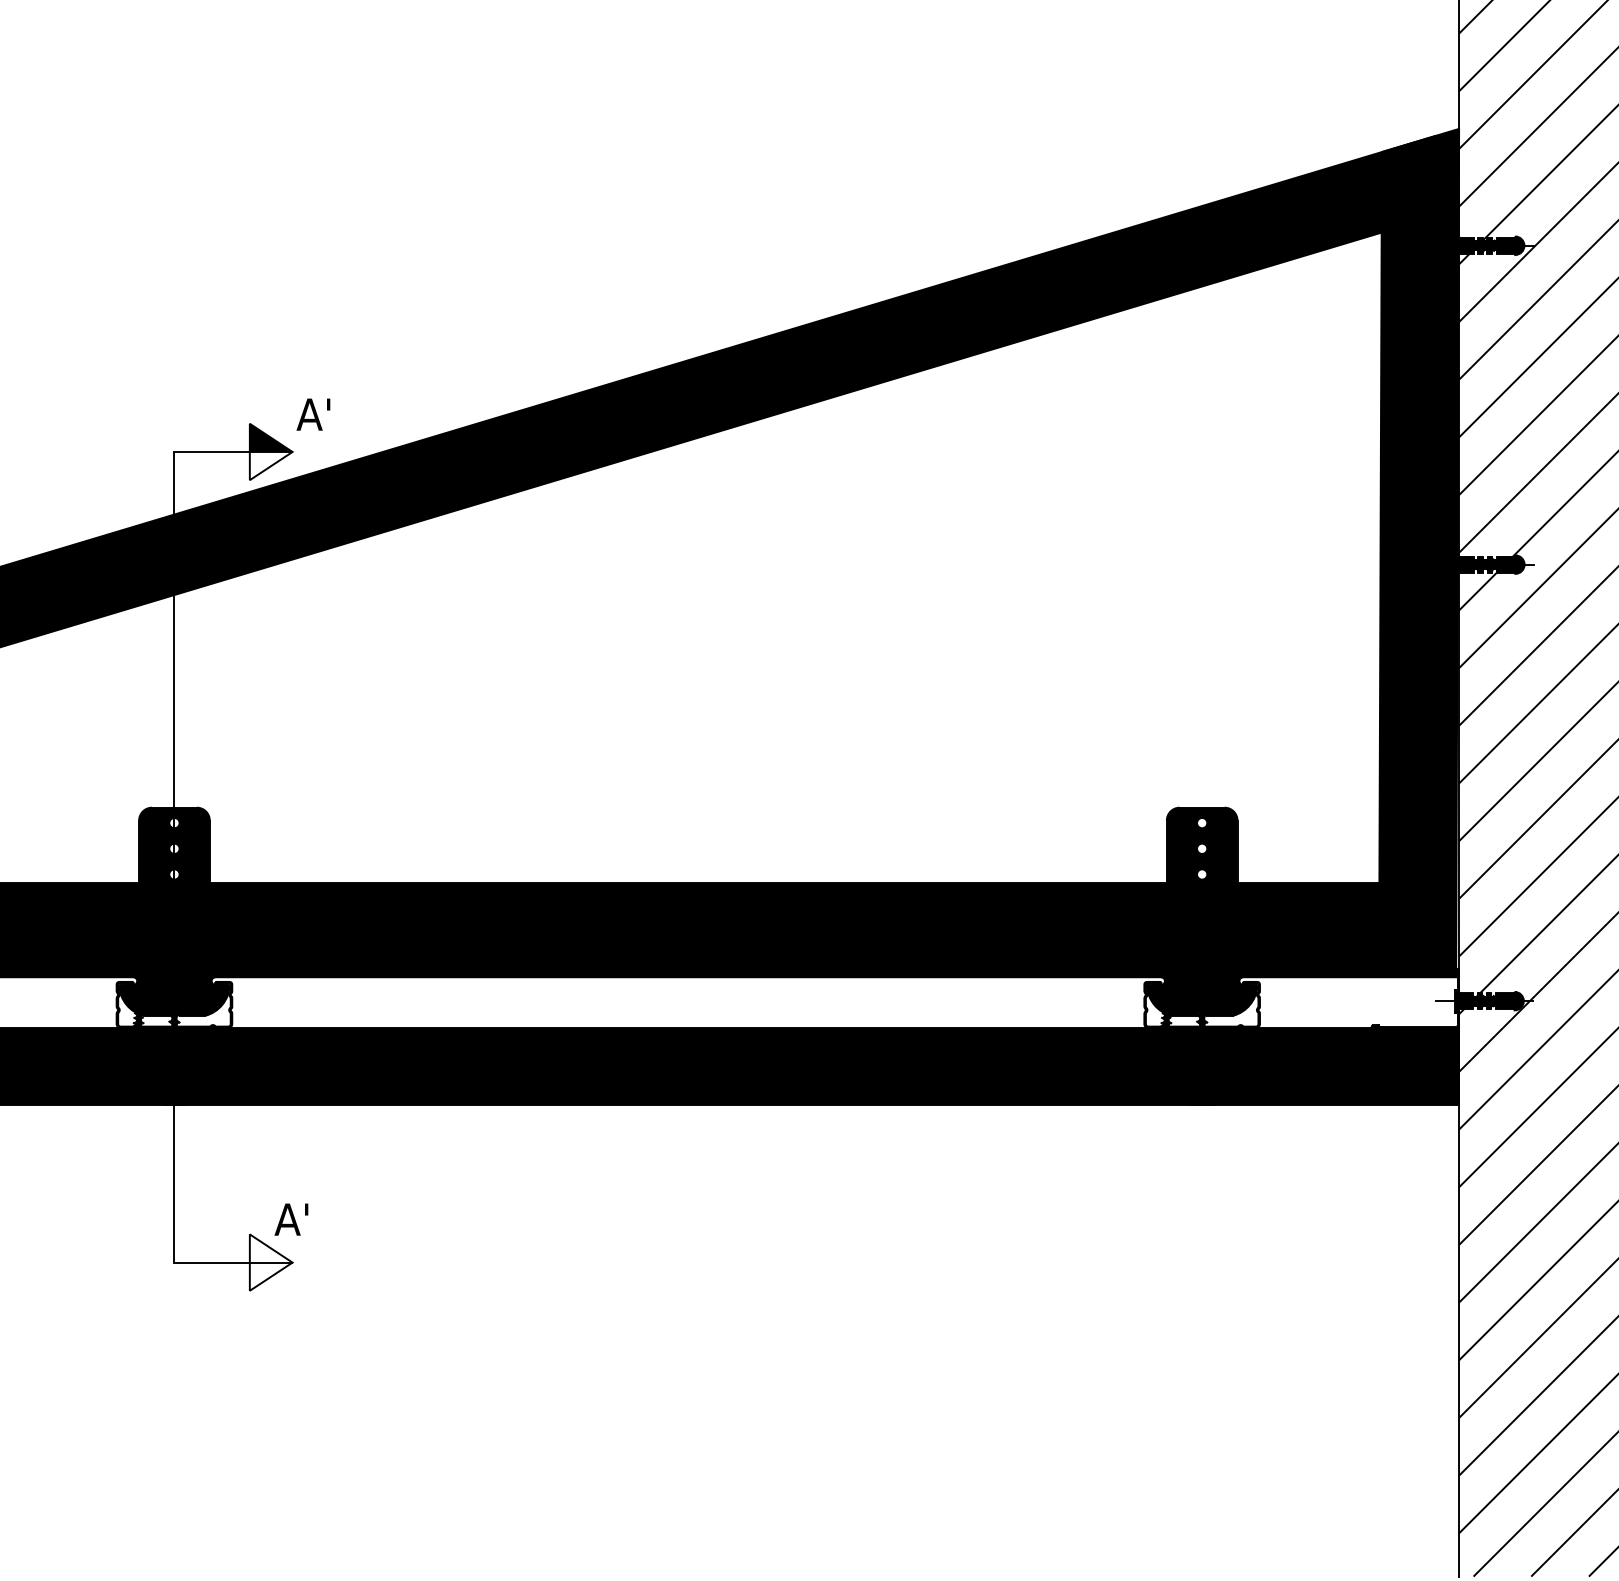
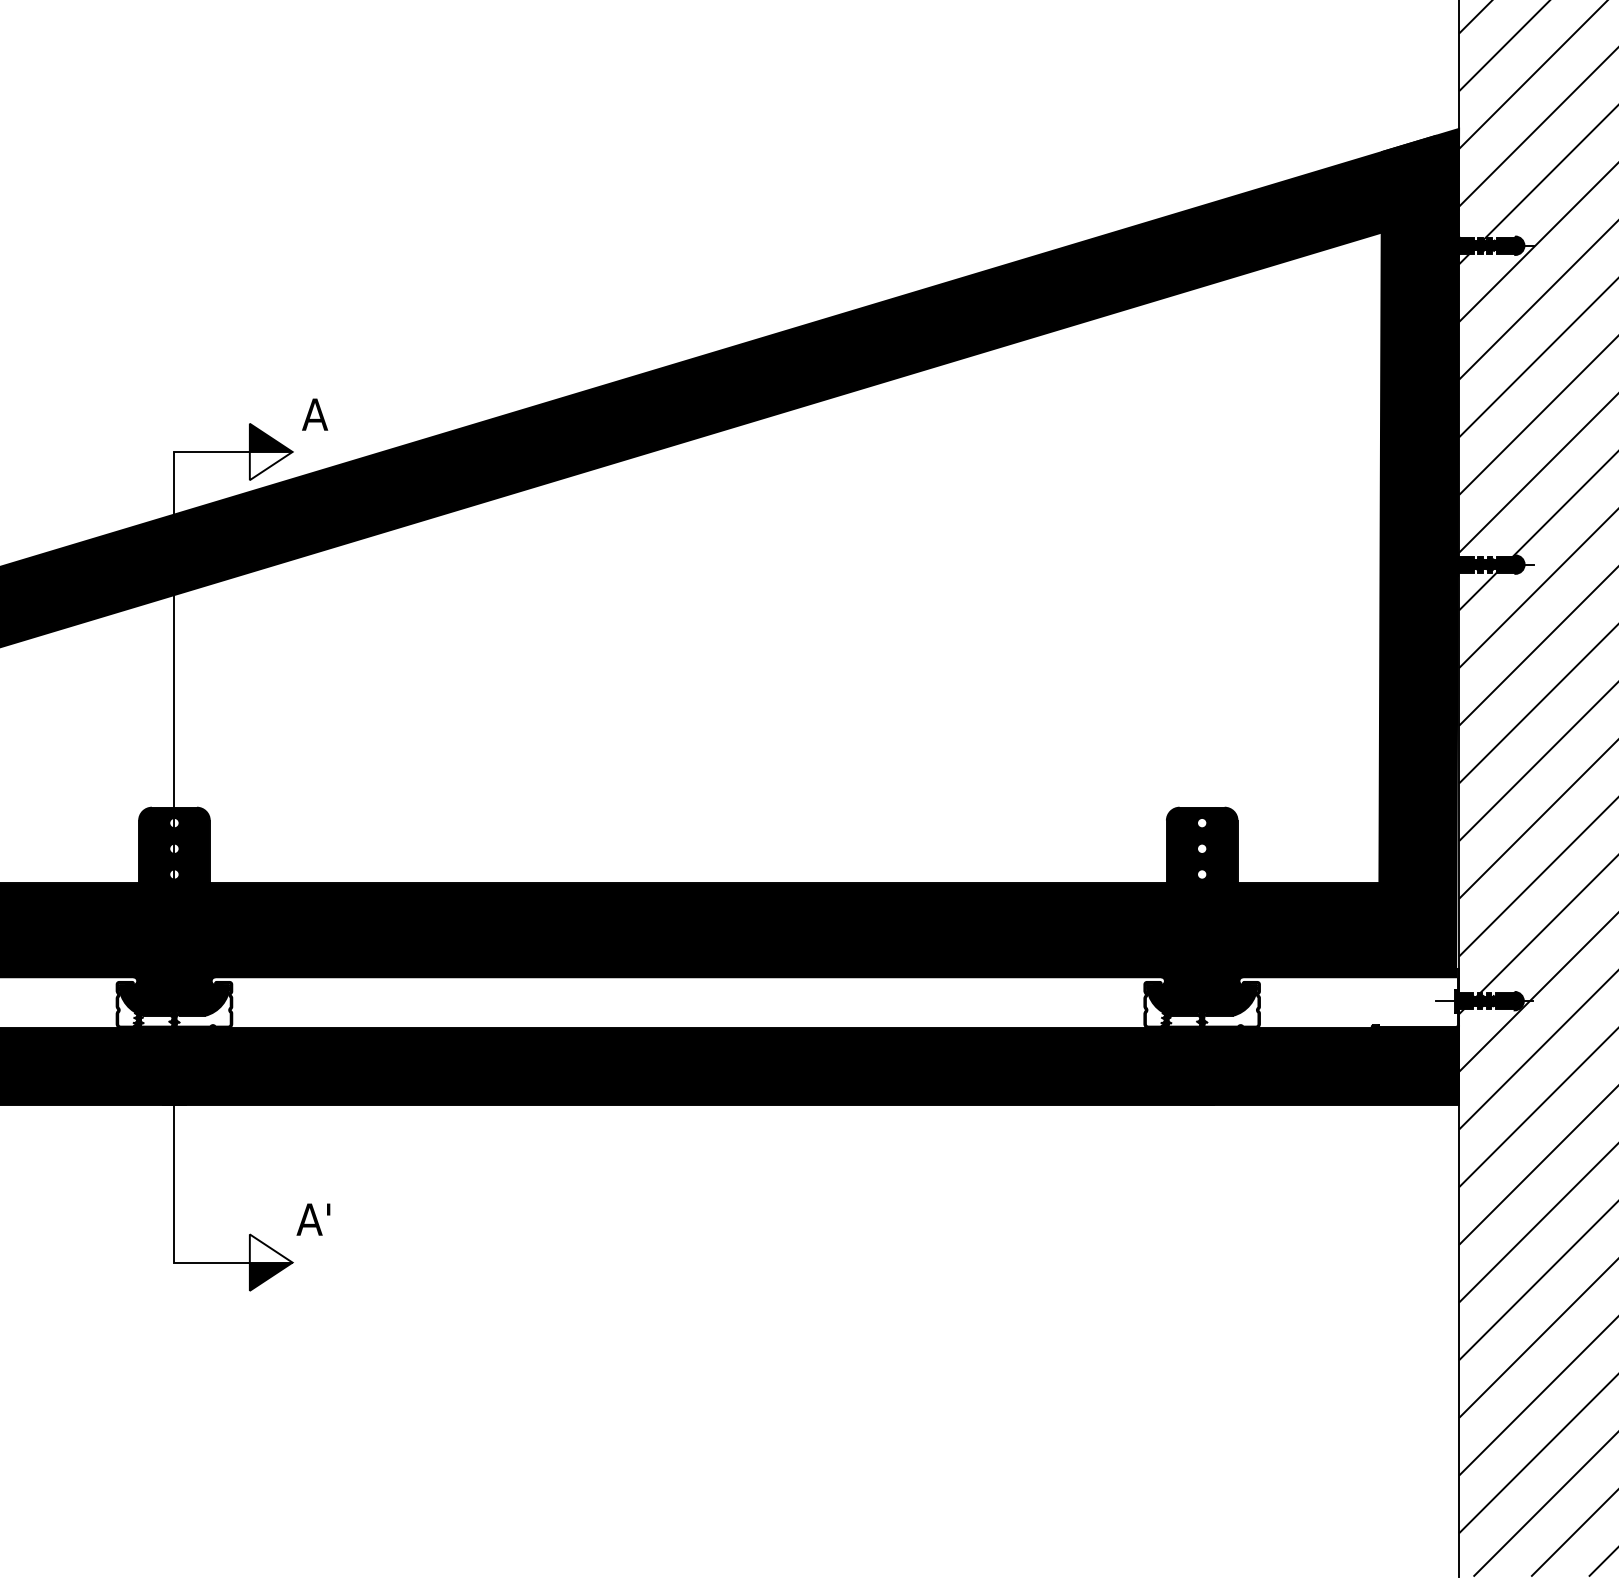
text: A' -> A (313, 414)
text position: (291, 1219) -> (313, 1219) (313, 1219)
fill: none -> present (270, 1276)
